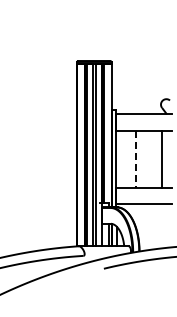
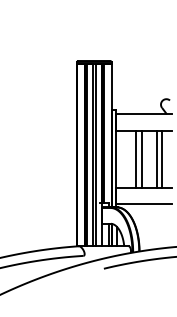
line: none -> present (141, 158)
line: none -> present (156, 158)
line: dashed -> solid (136, 159)
